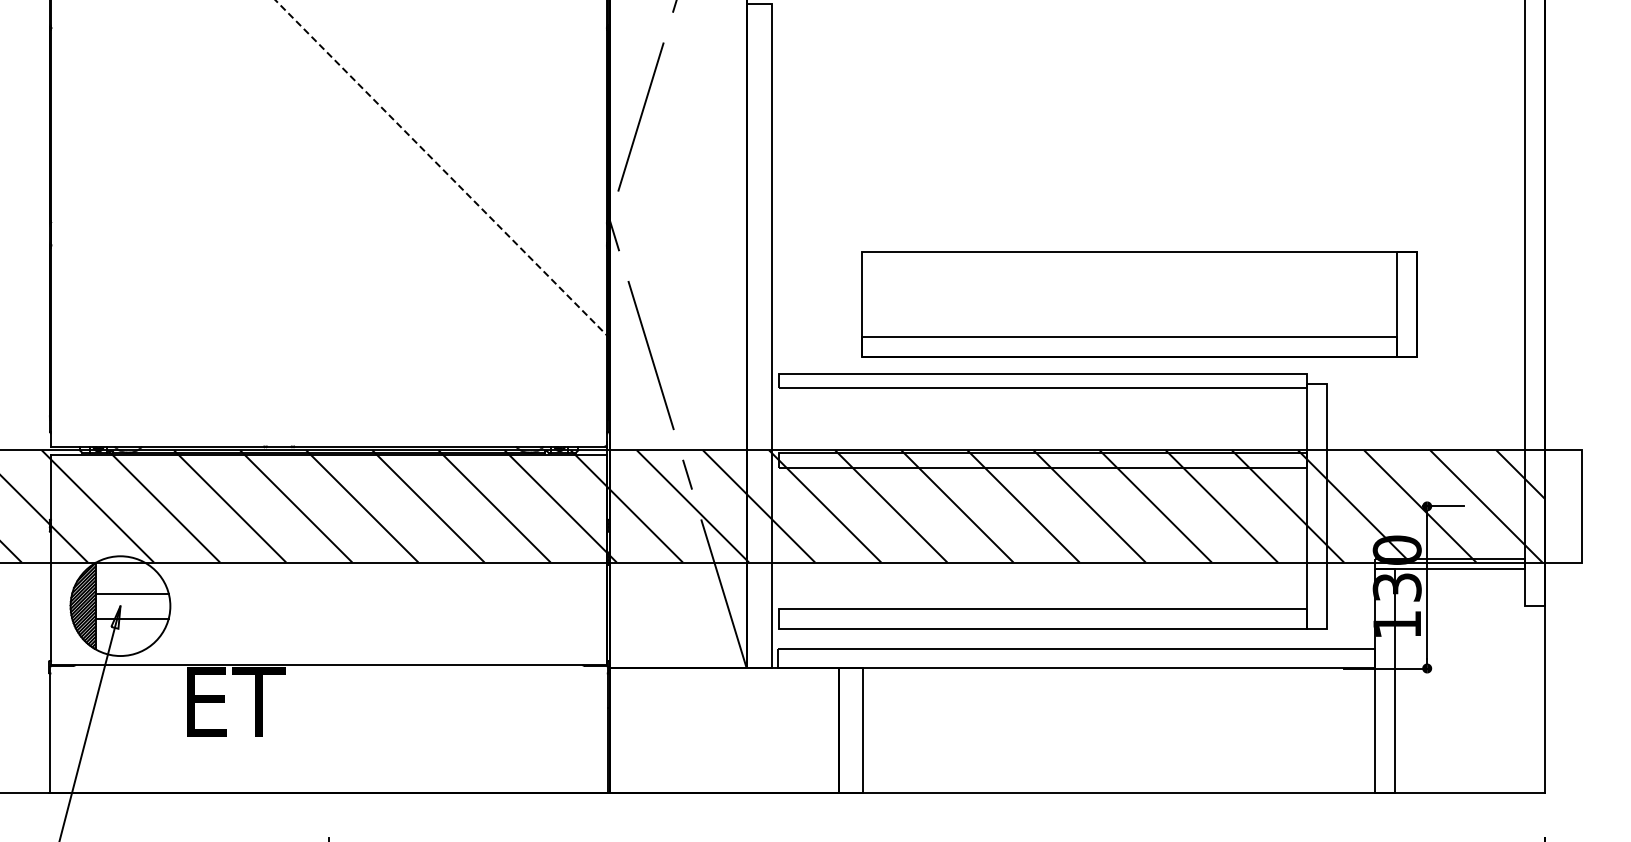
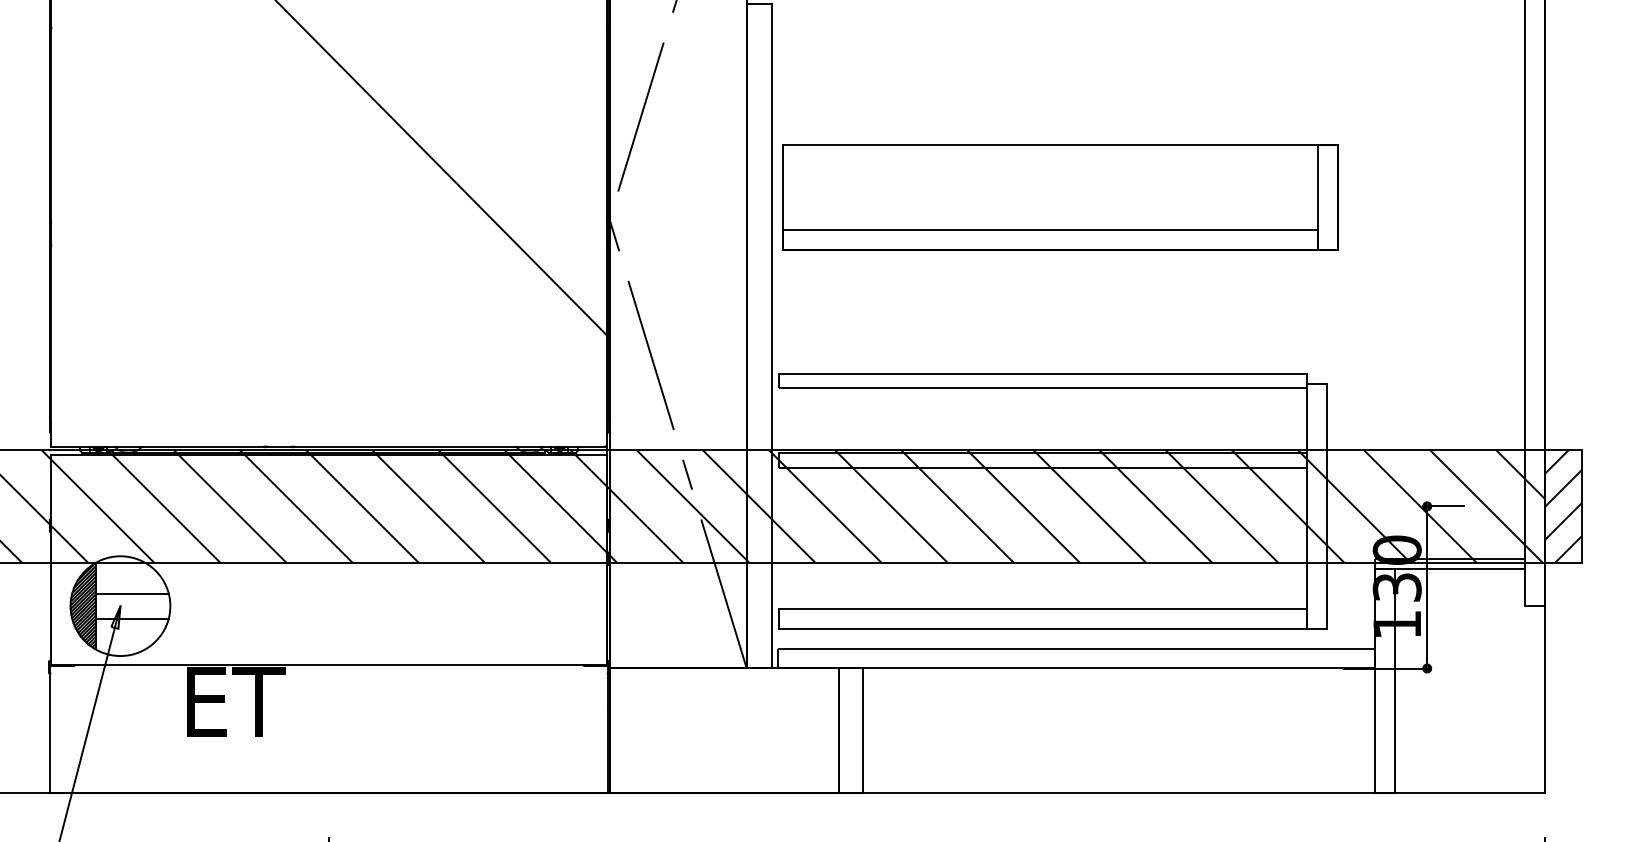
line: dashed -> solid (443, 169)
part position: (1139, 304) -> (1060, 197) (1060, 197)
hatch: none -> present (1563, 506)
